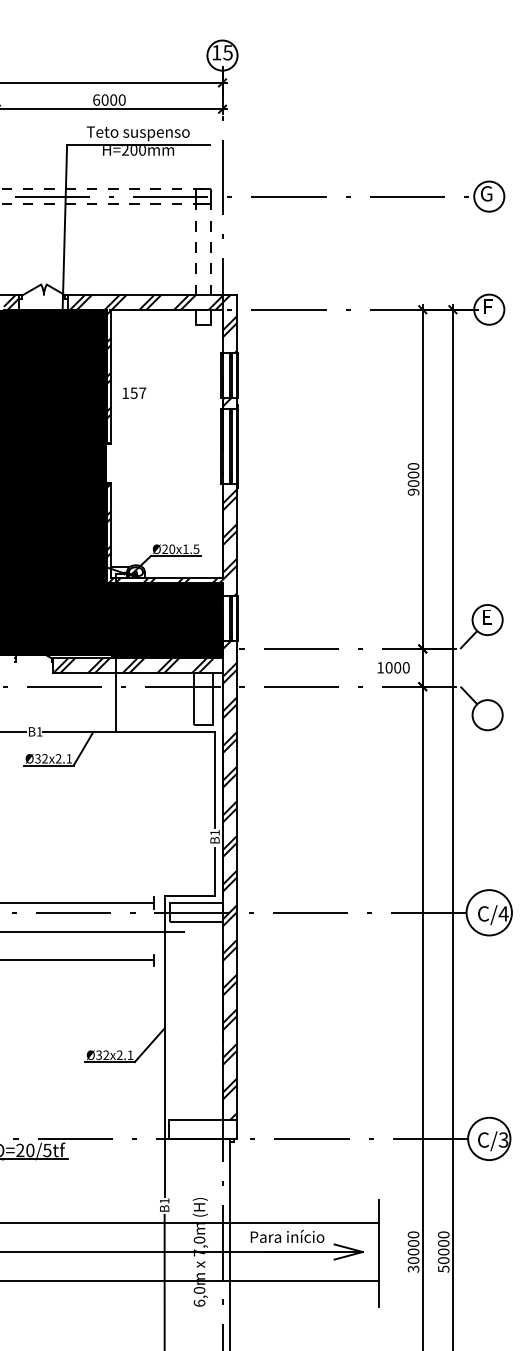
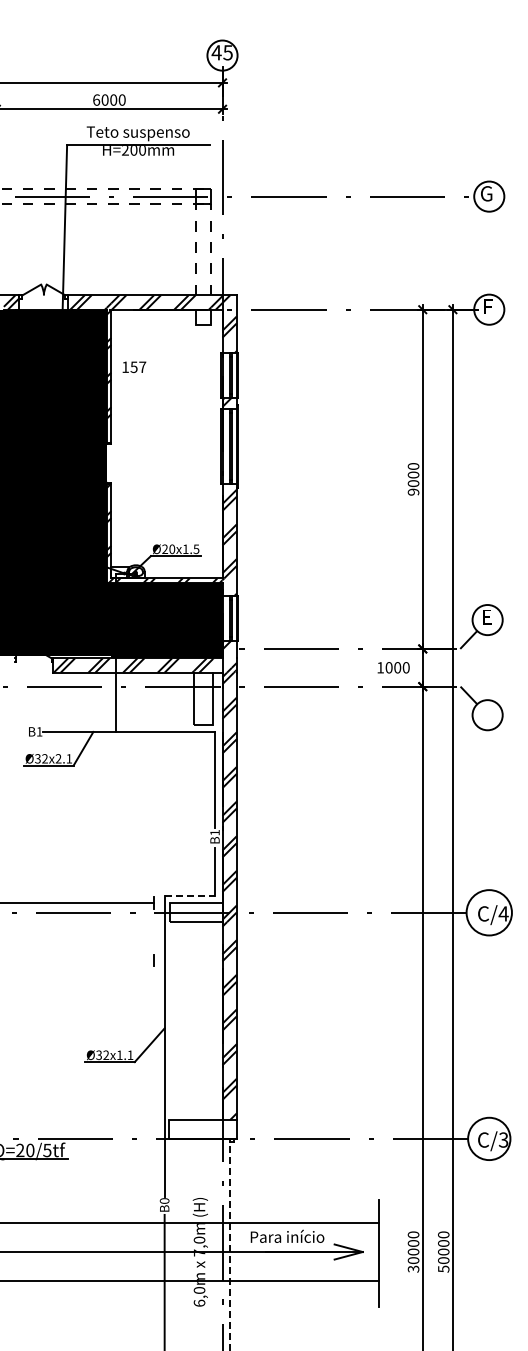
text: 15 -> 45 (216, 52)
text position: (134, 392) -> (134, 366) (134, 366)
line: present -> none (13, 731)
line: solid -> dashed (190, 895)
line: present -> none (93, 931)
line: present -> none (77, 960)
text: Ø32x2.1 -> Ø32x1.1 (119, 1054)
text: B1 -> B0 (164, 1200)
line: solid -> dashed (230, 1245)
